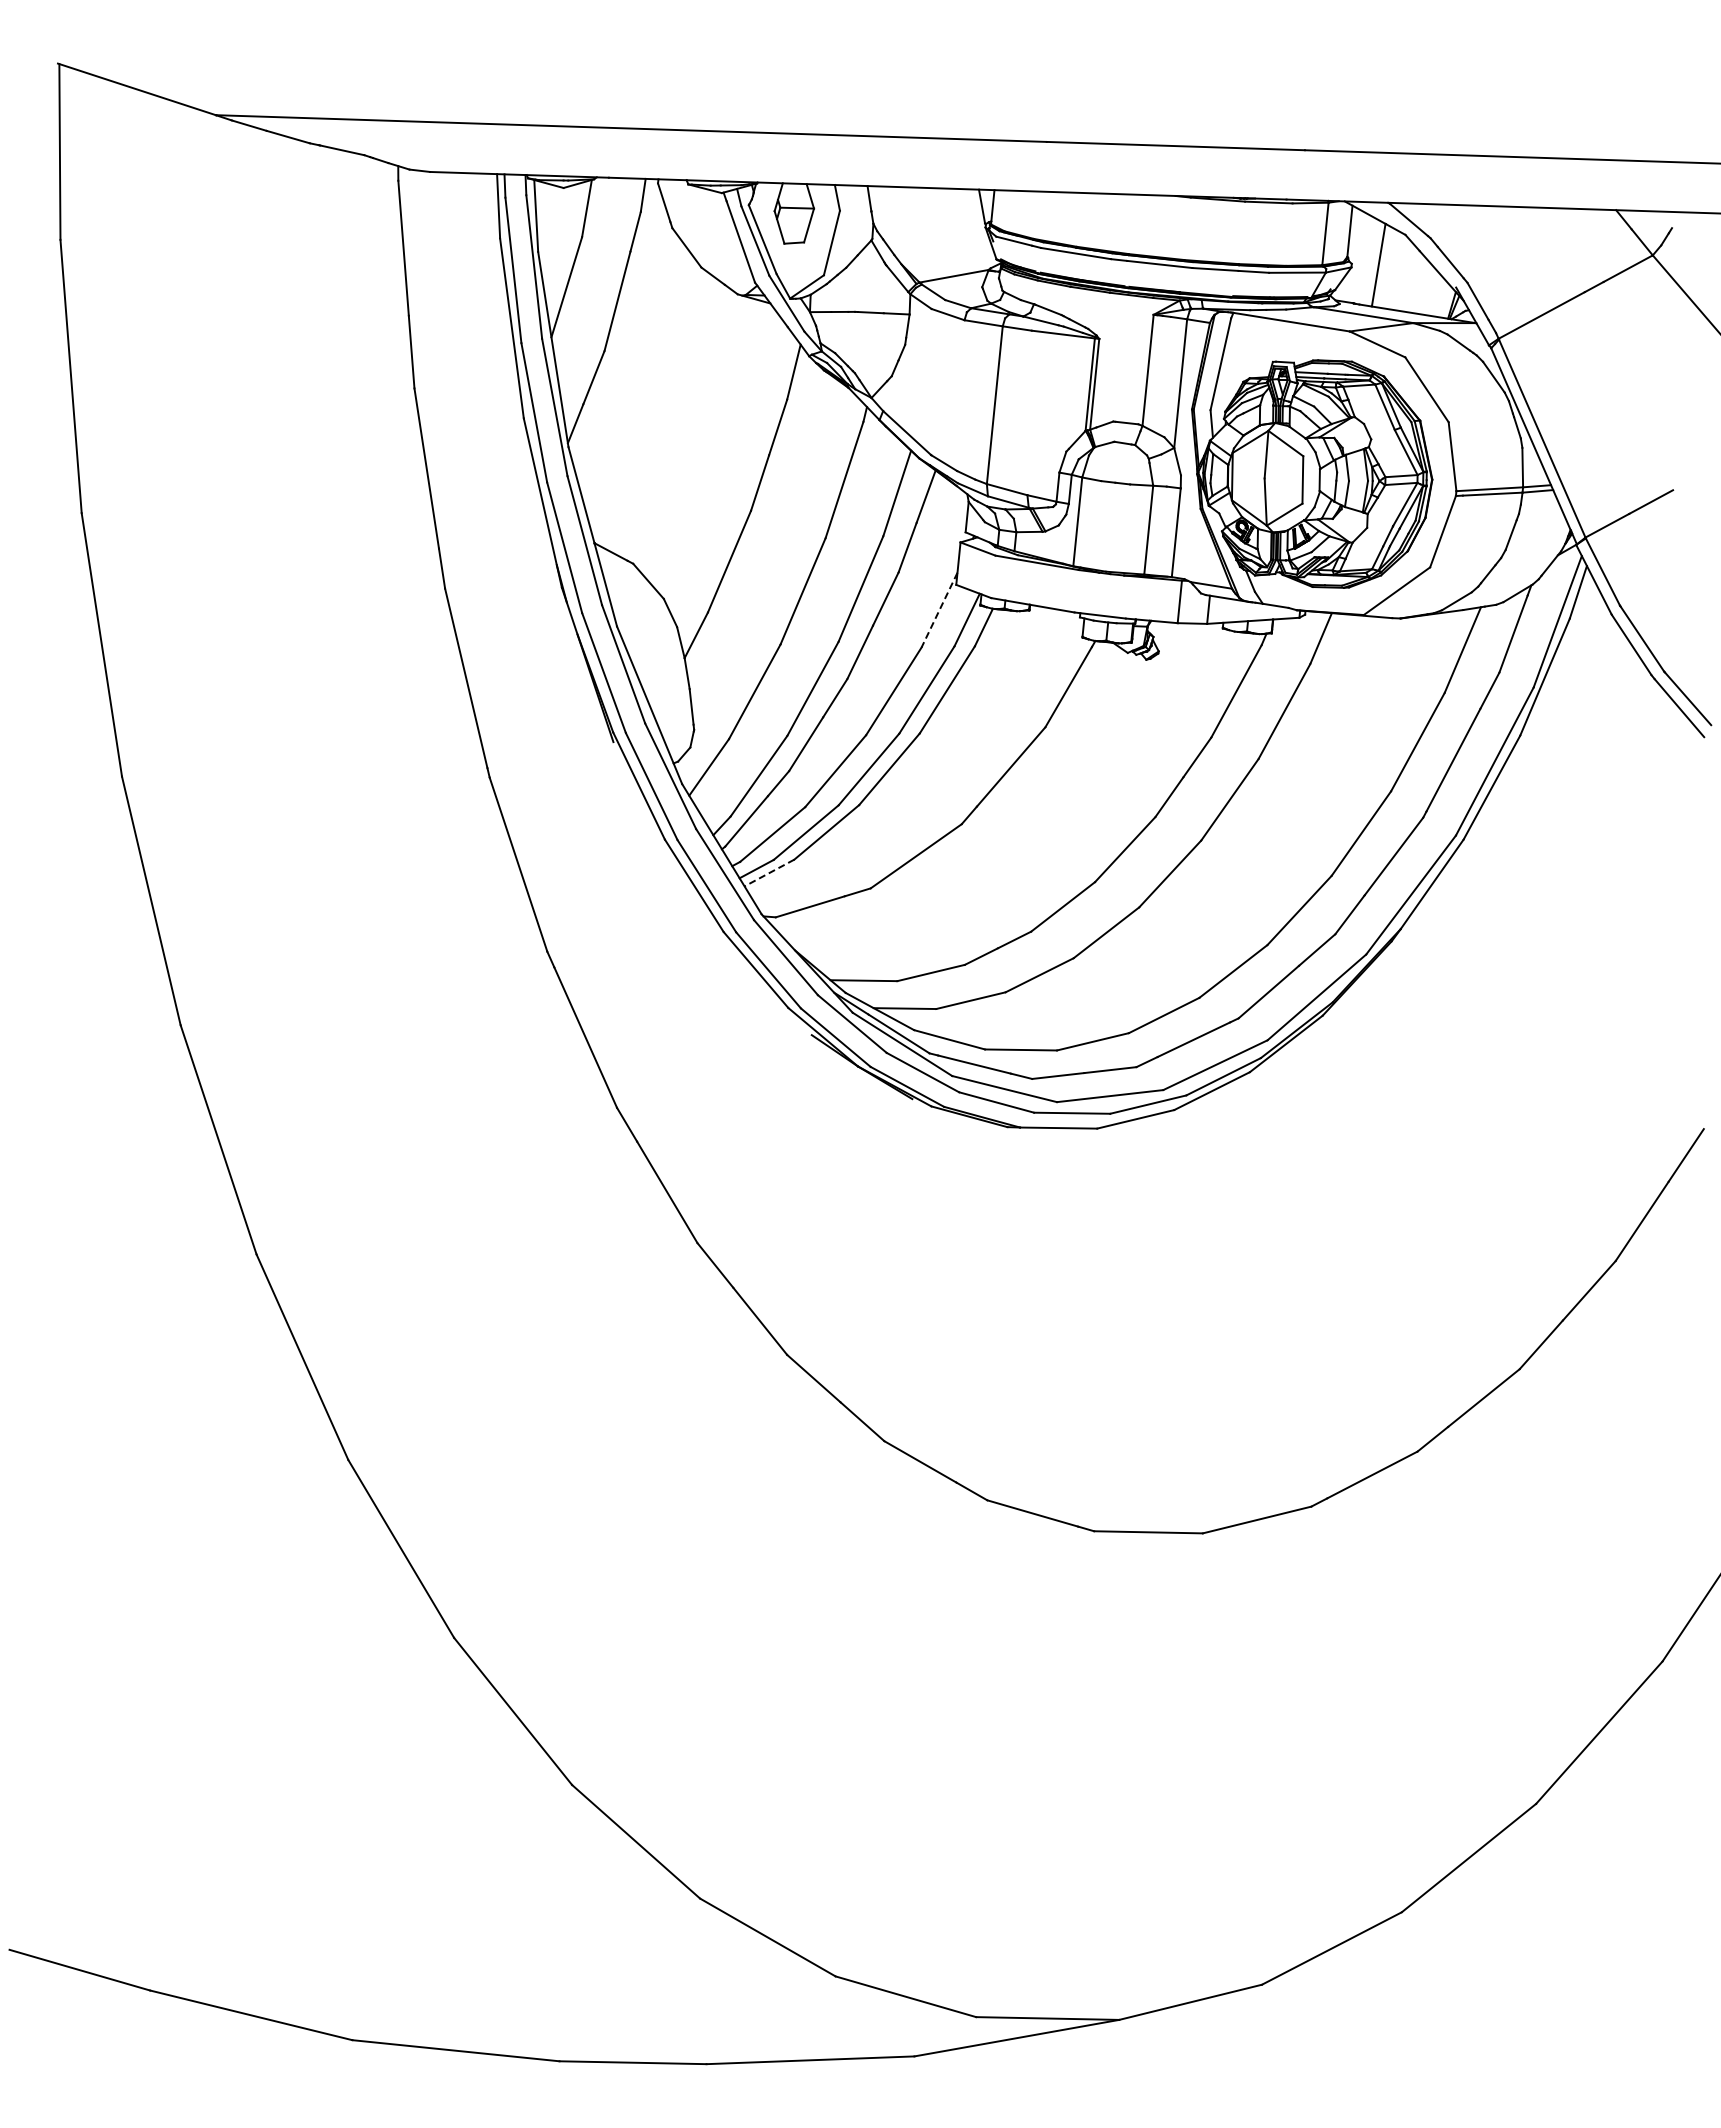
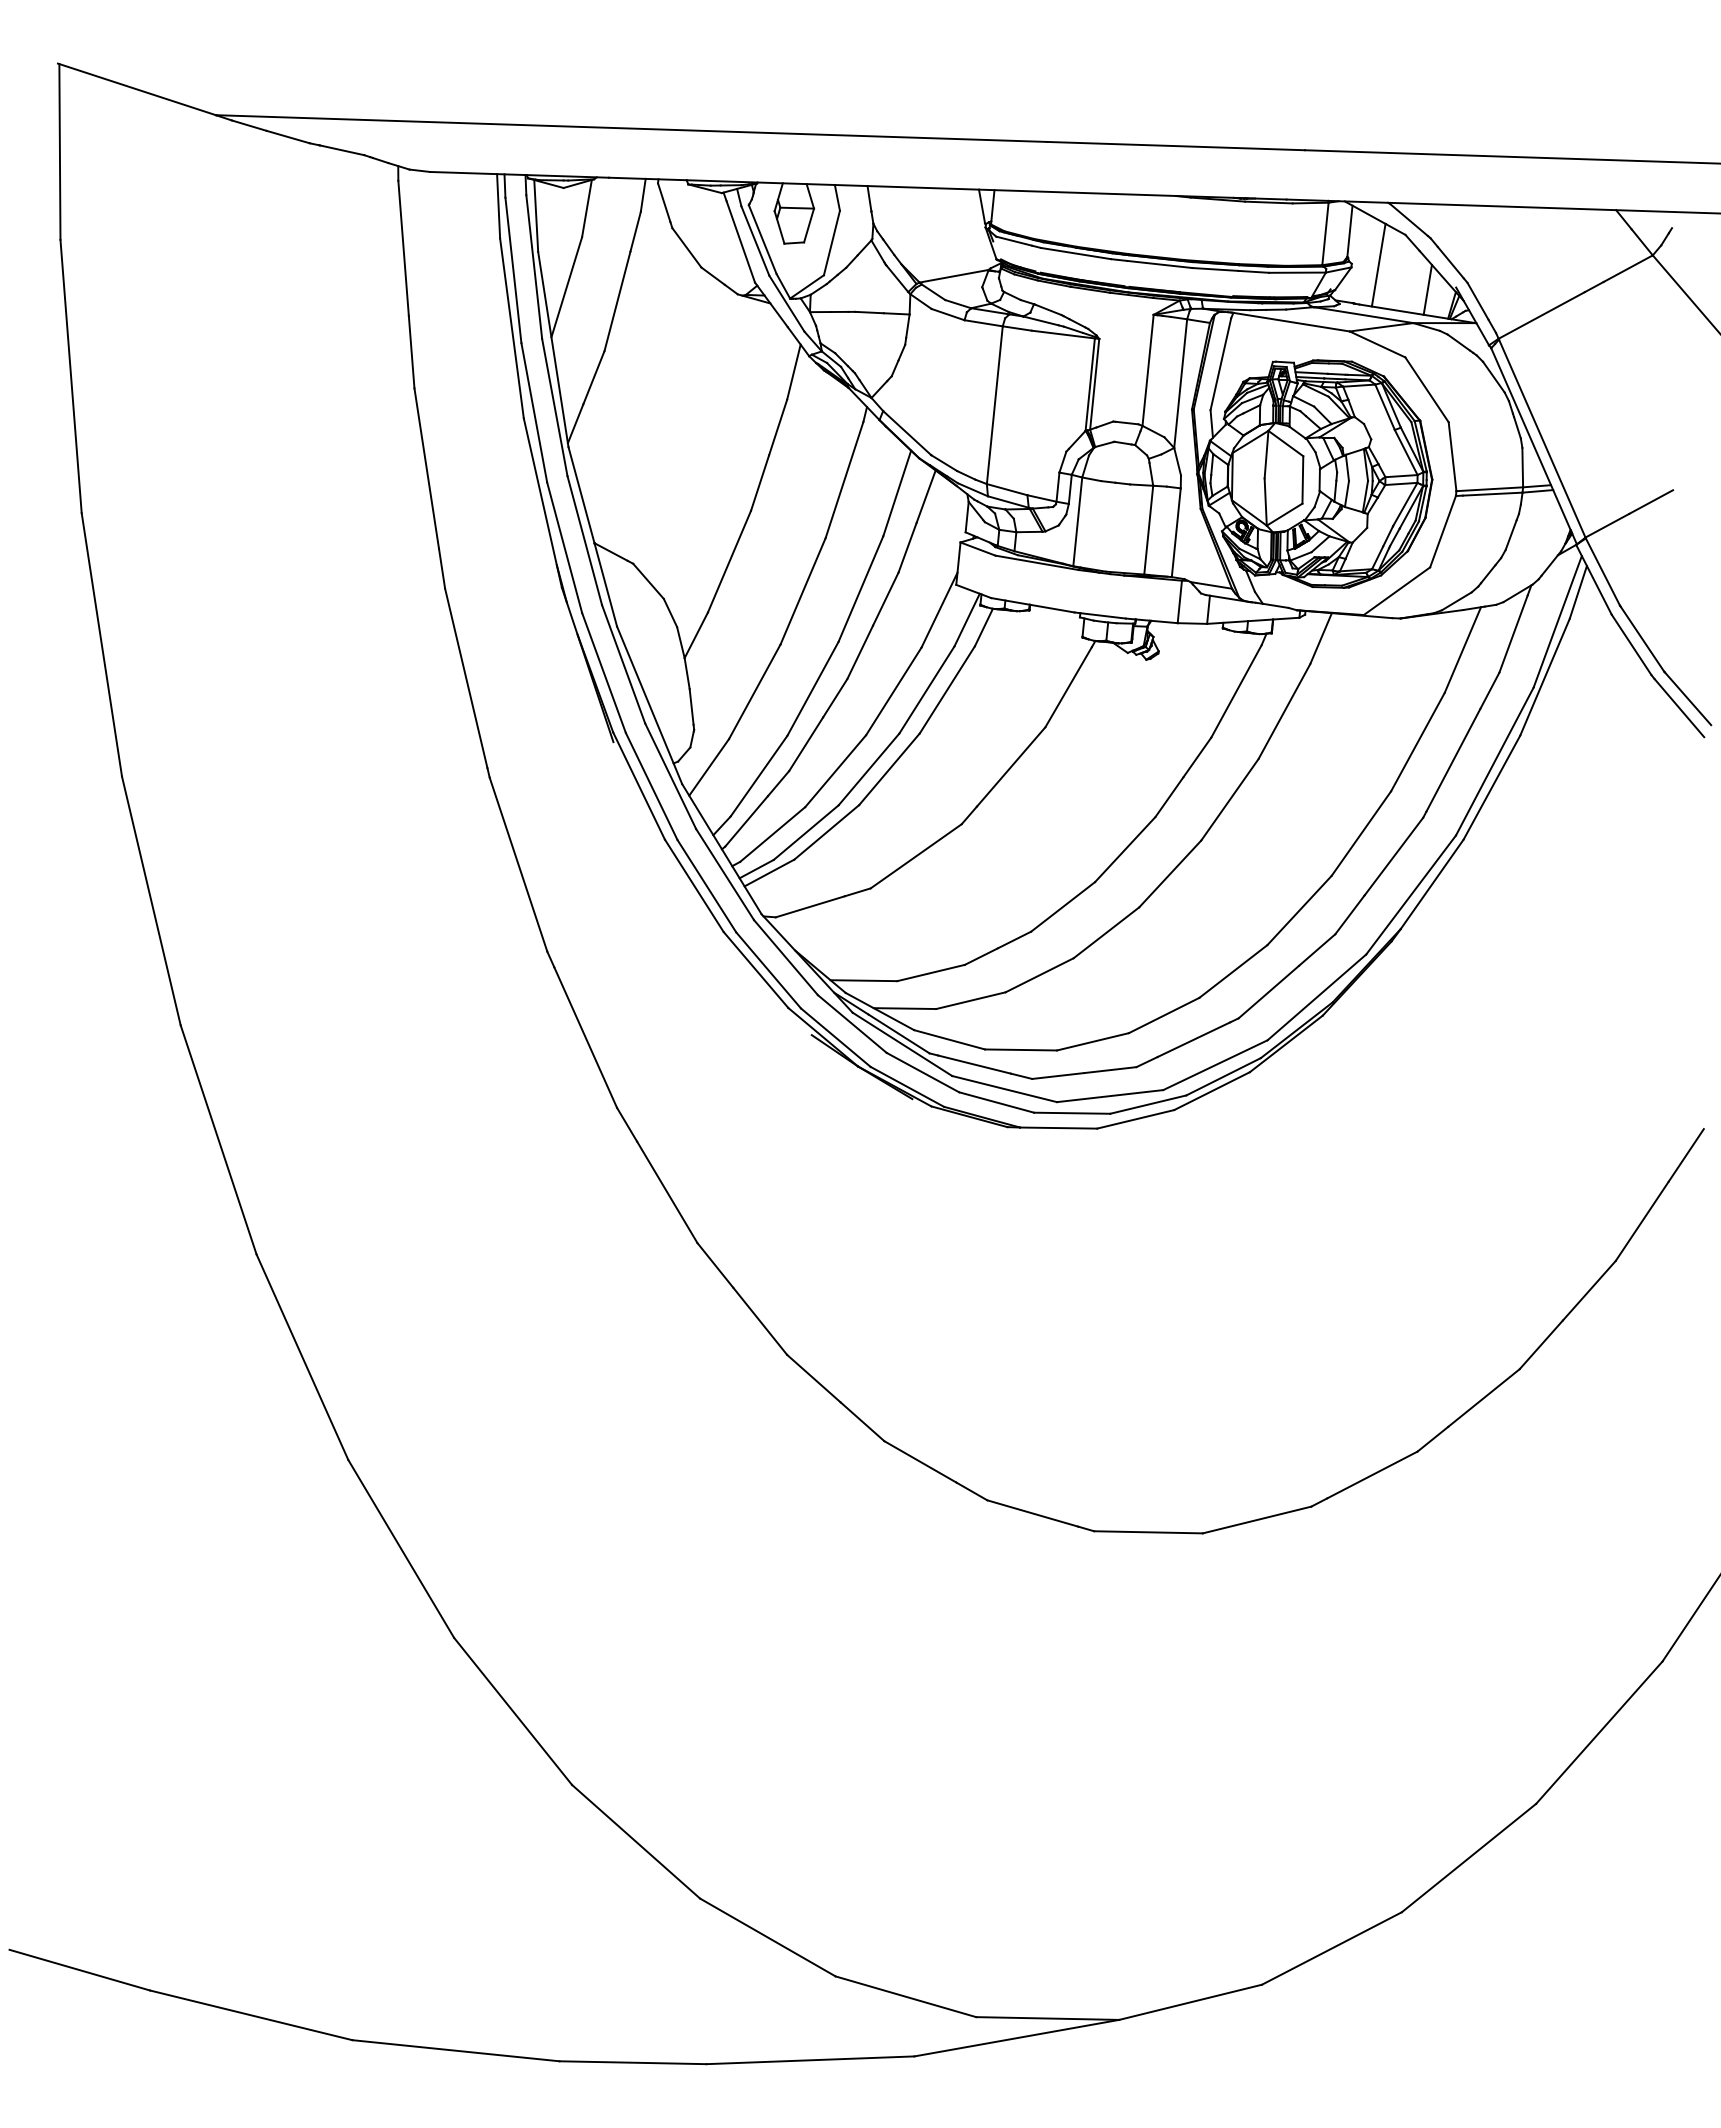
line: none -> present (1427, 289)
line: dashed -> solid (939, 610)
line: dashed -> solid (769, 873)
